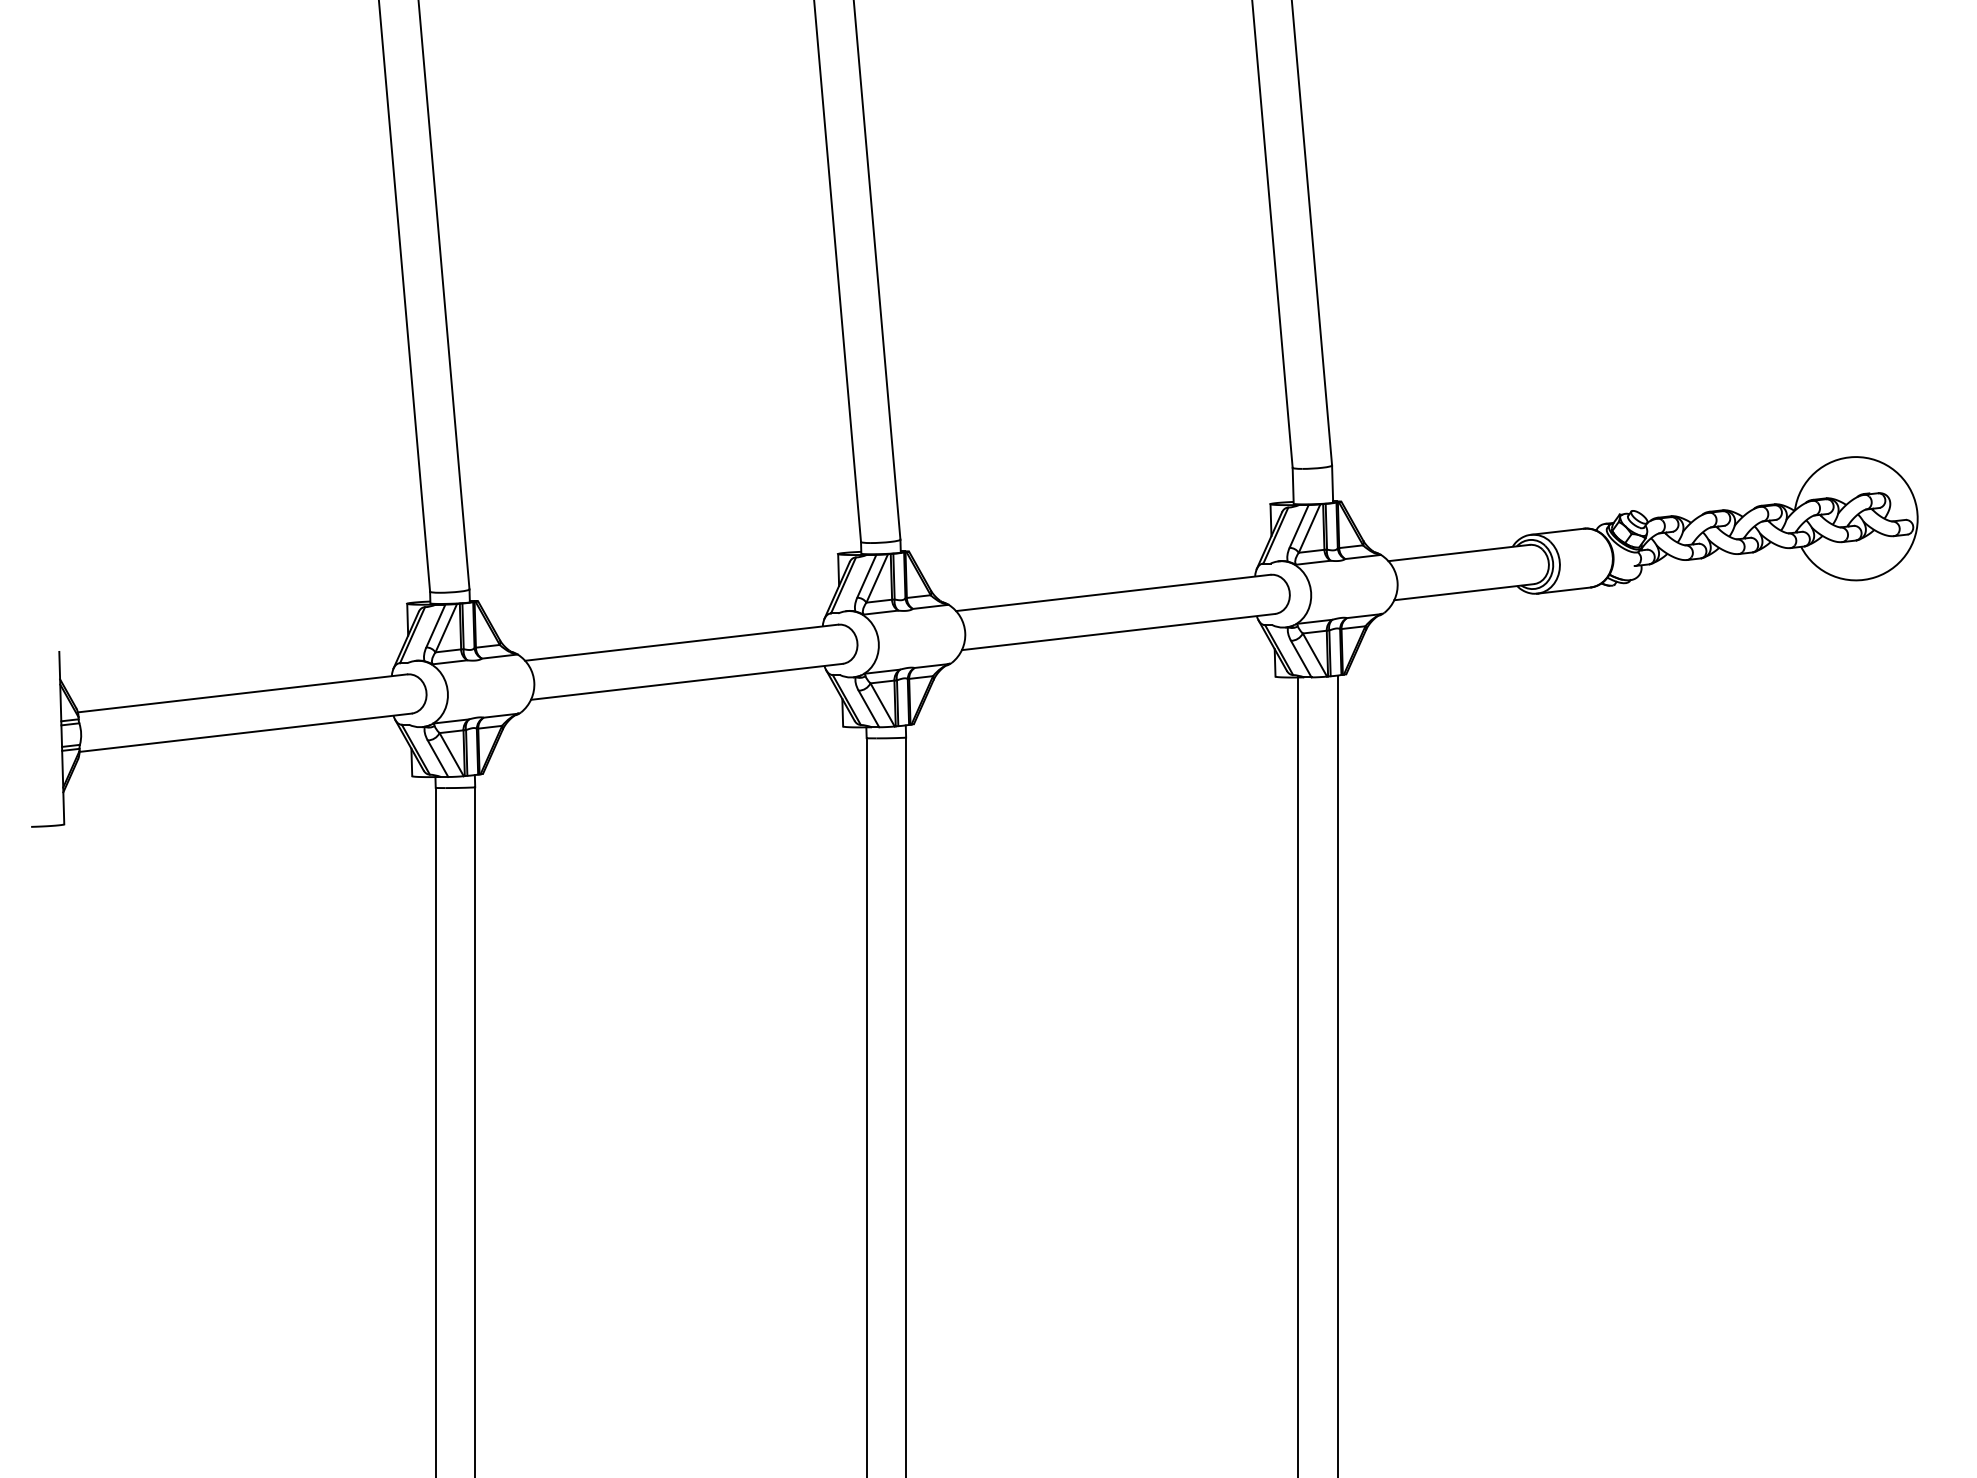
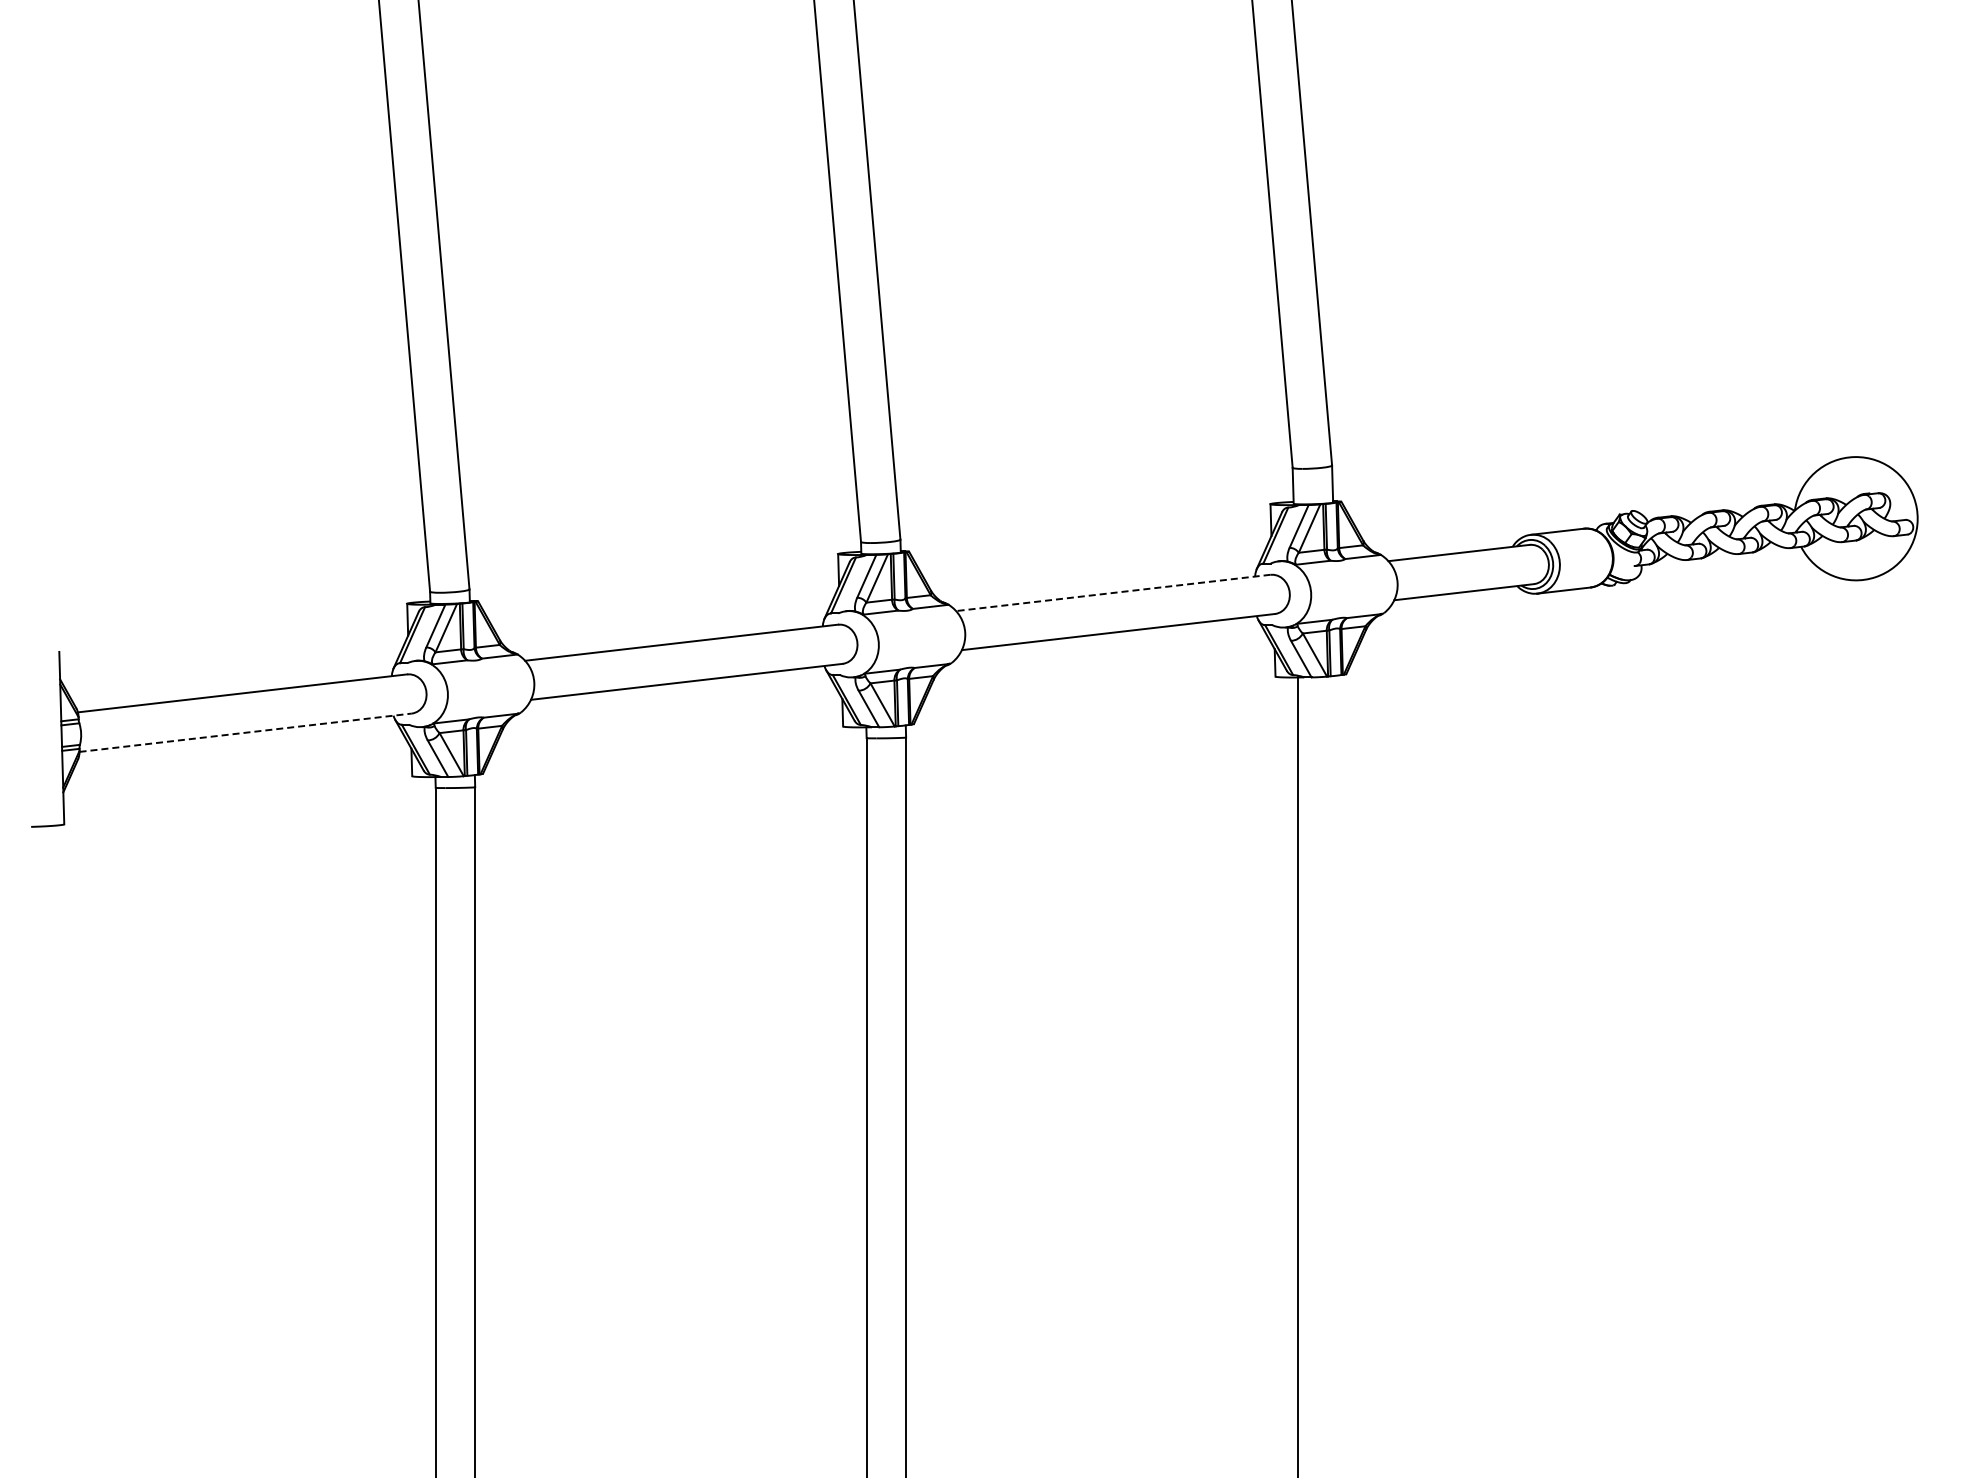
line: solid -> dashed (1112, 592)
line: solid -> dashed (246, 732)
line: present -> none (1337, 1074)
